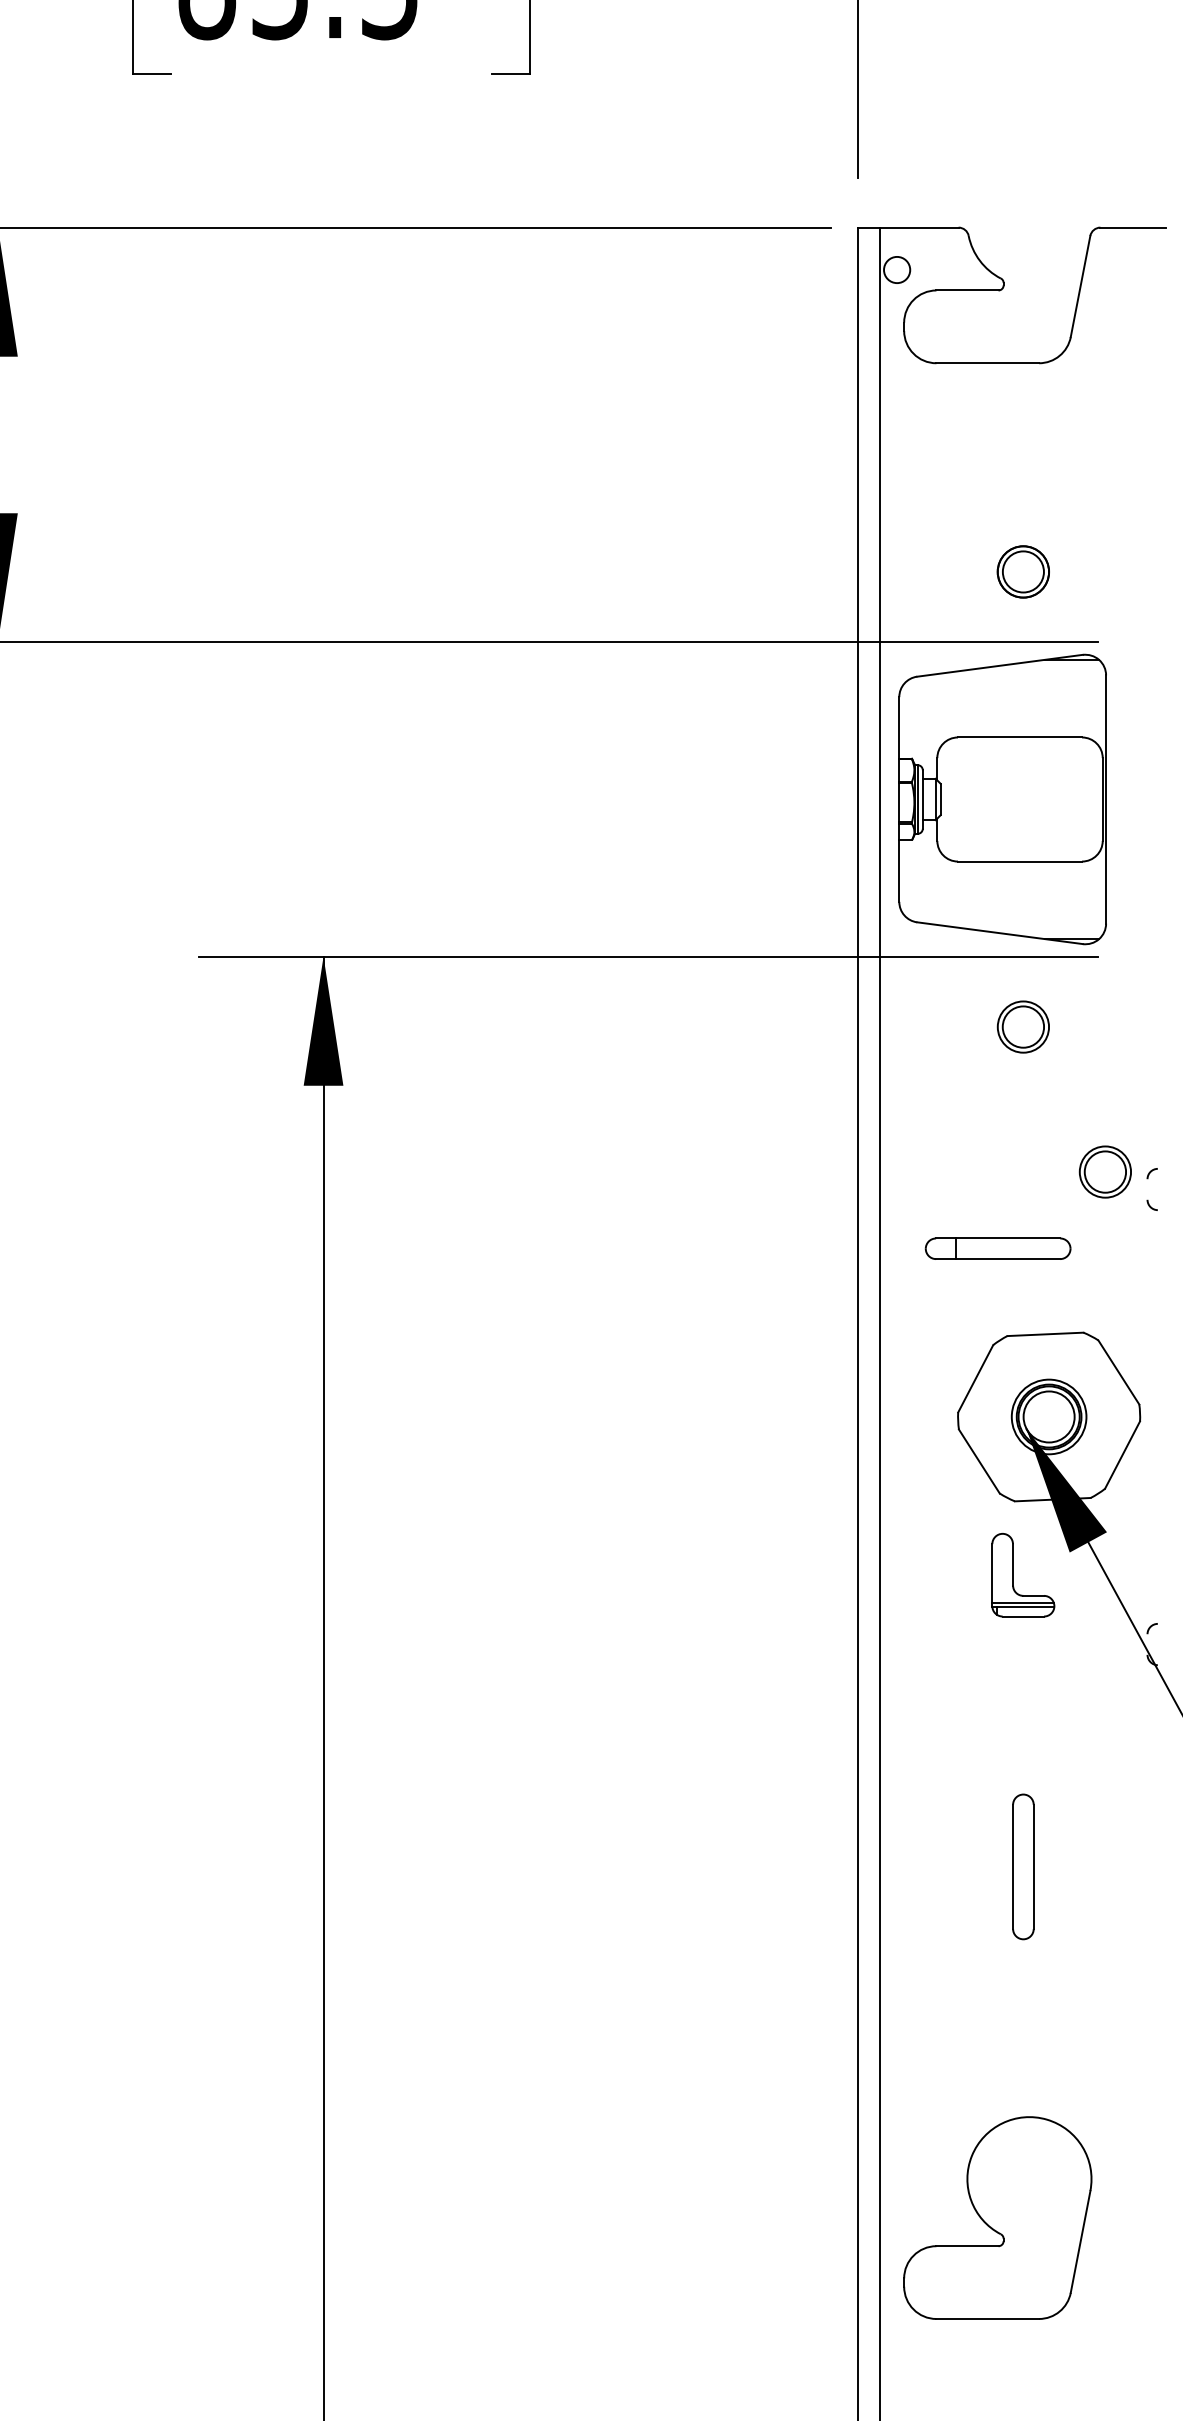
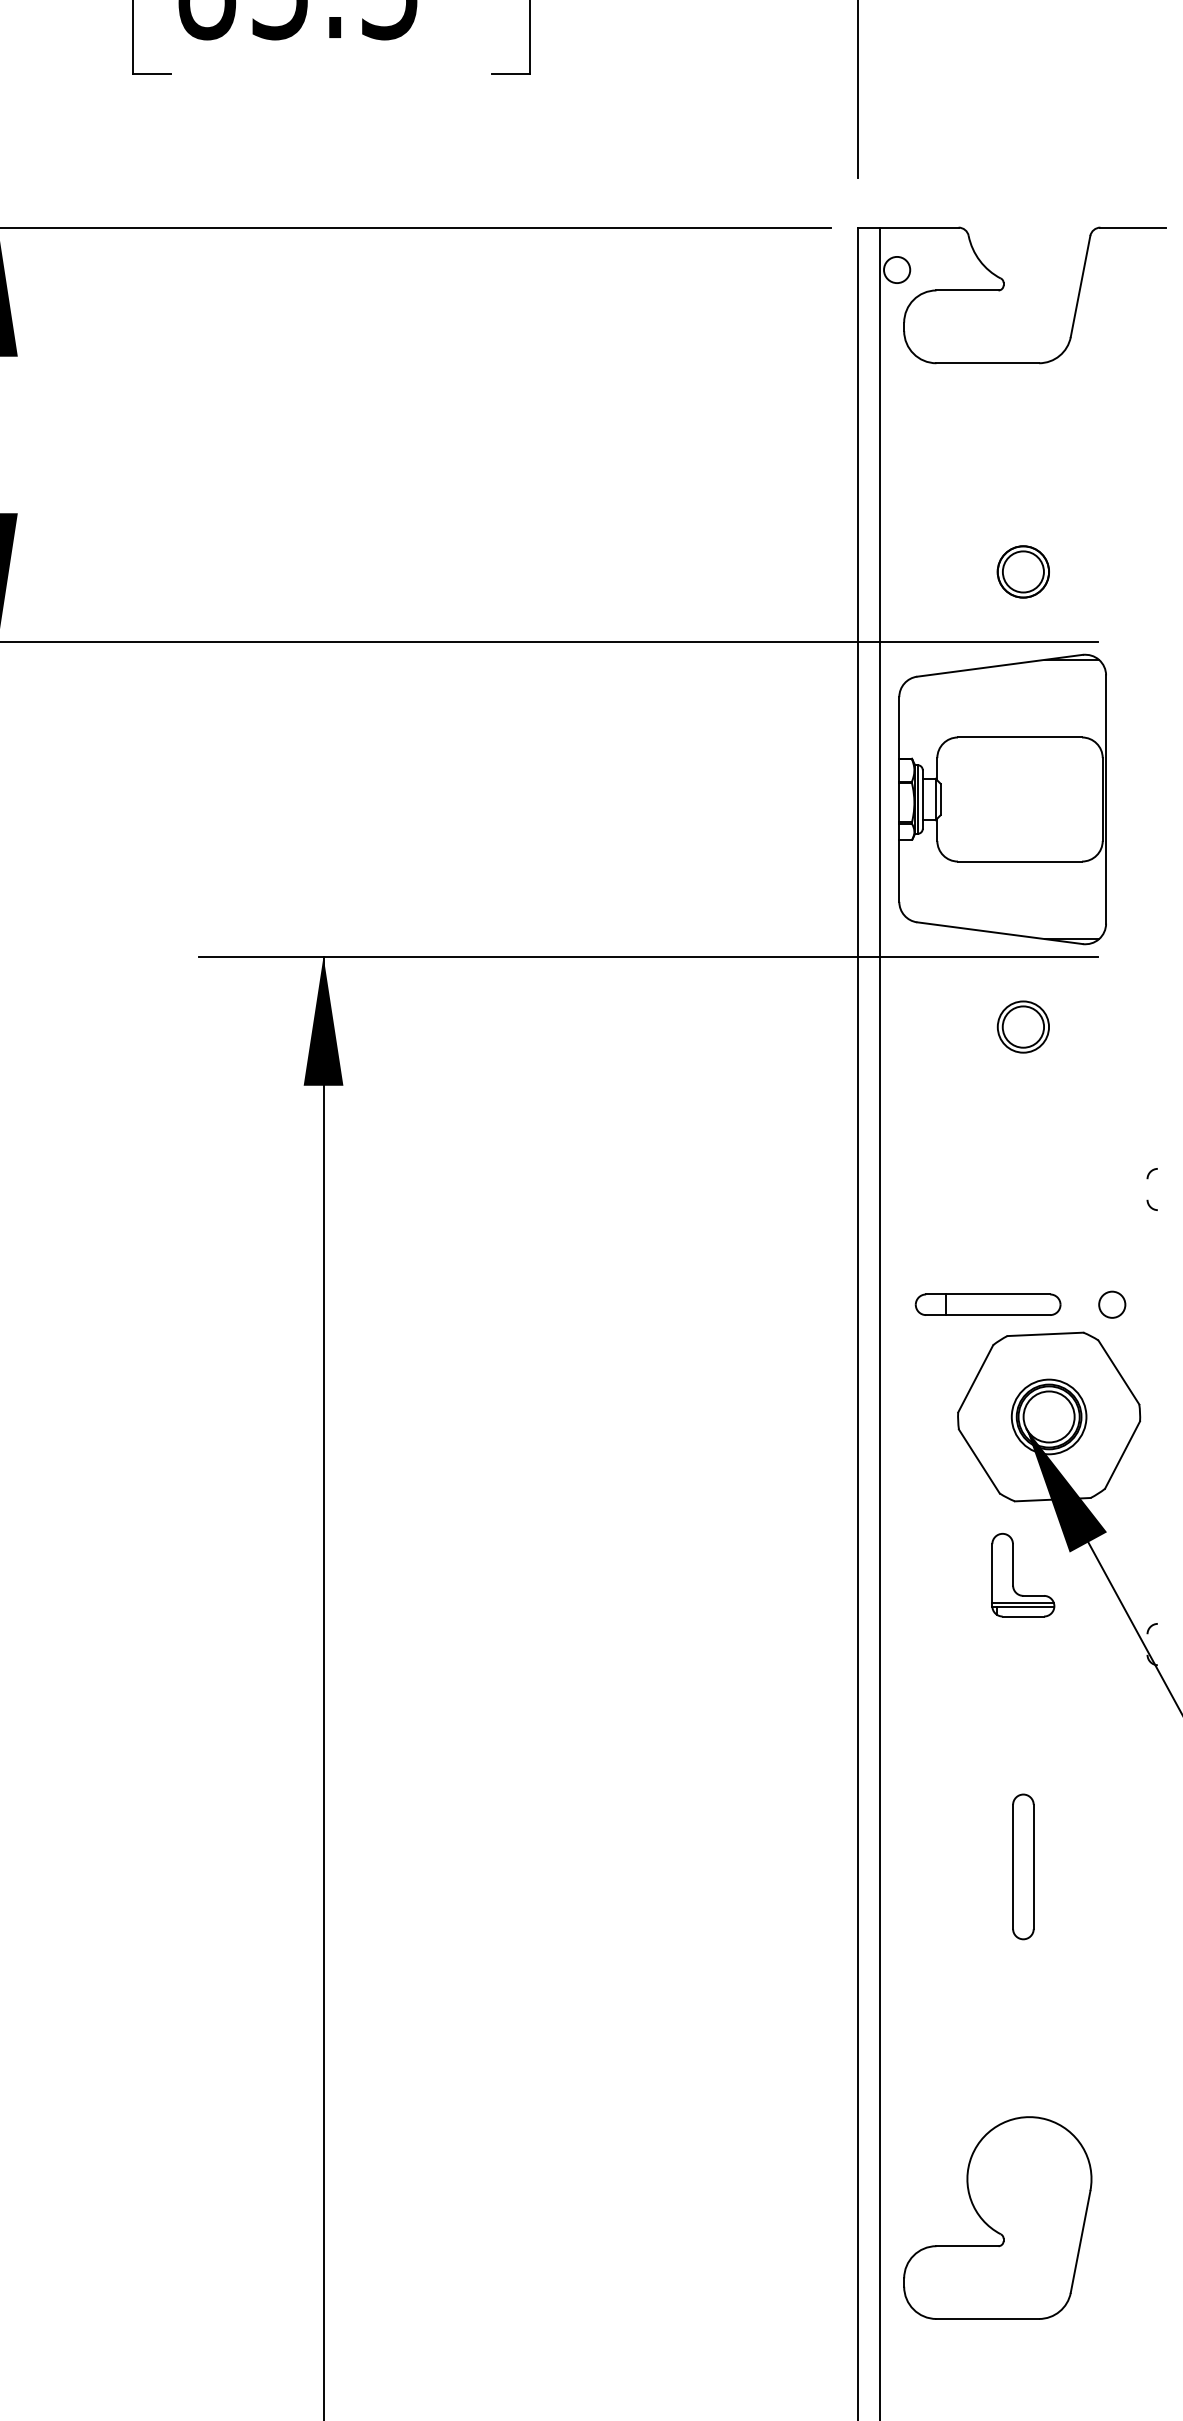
part: present -> none (1104, 1171)
part position: (997, 1248) -> (987, 1304) (987, 1304)
circle: none -> present (1112, 1304)
